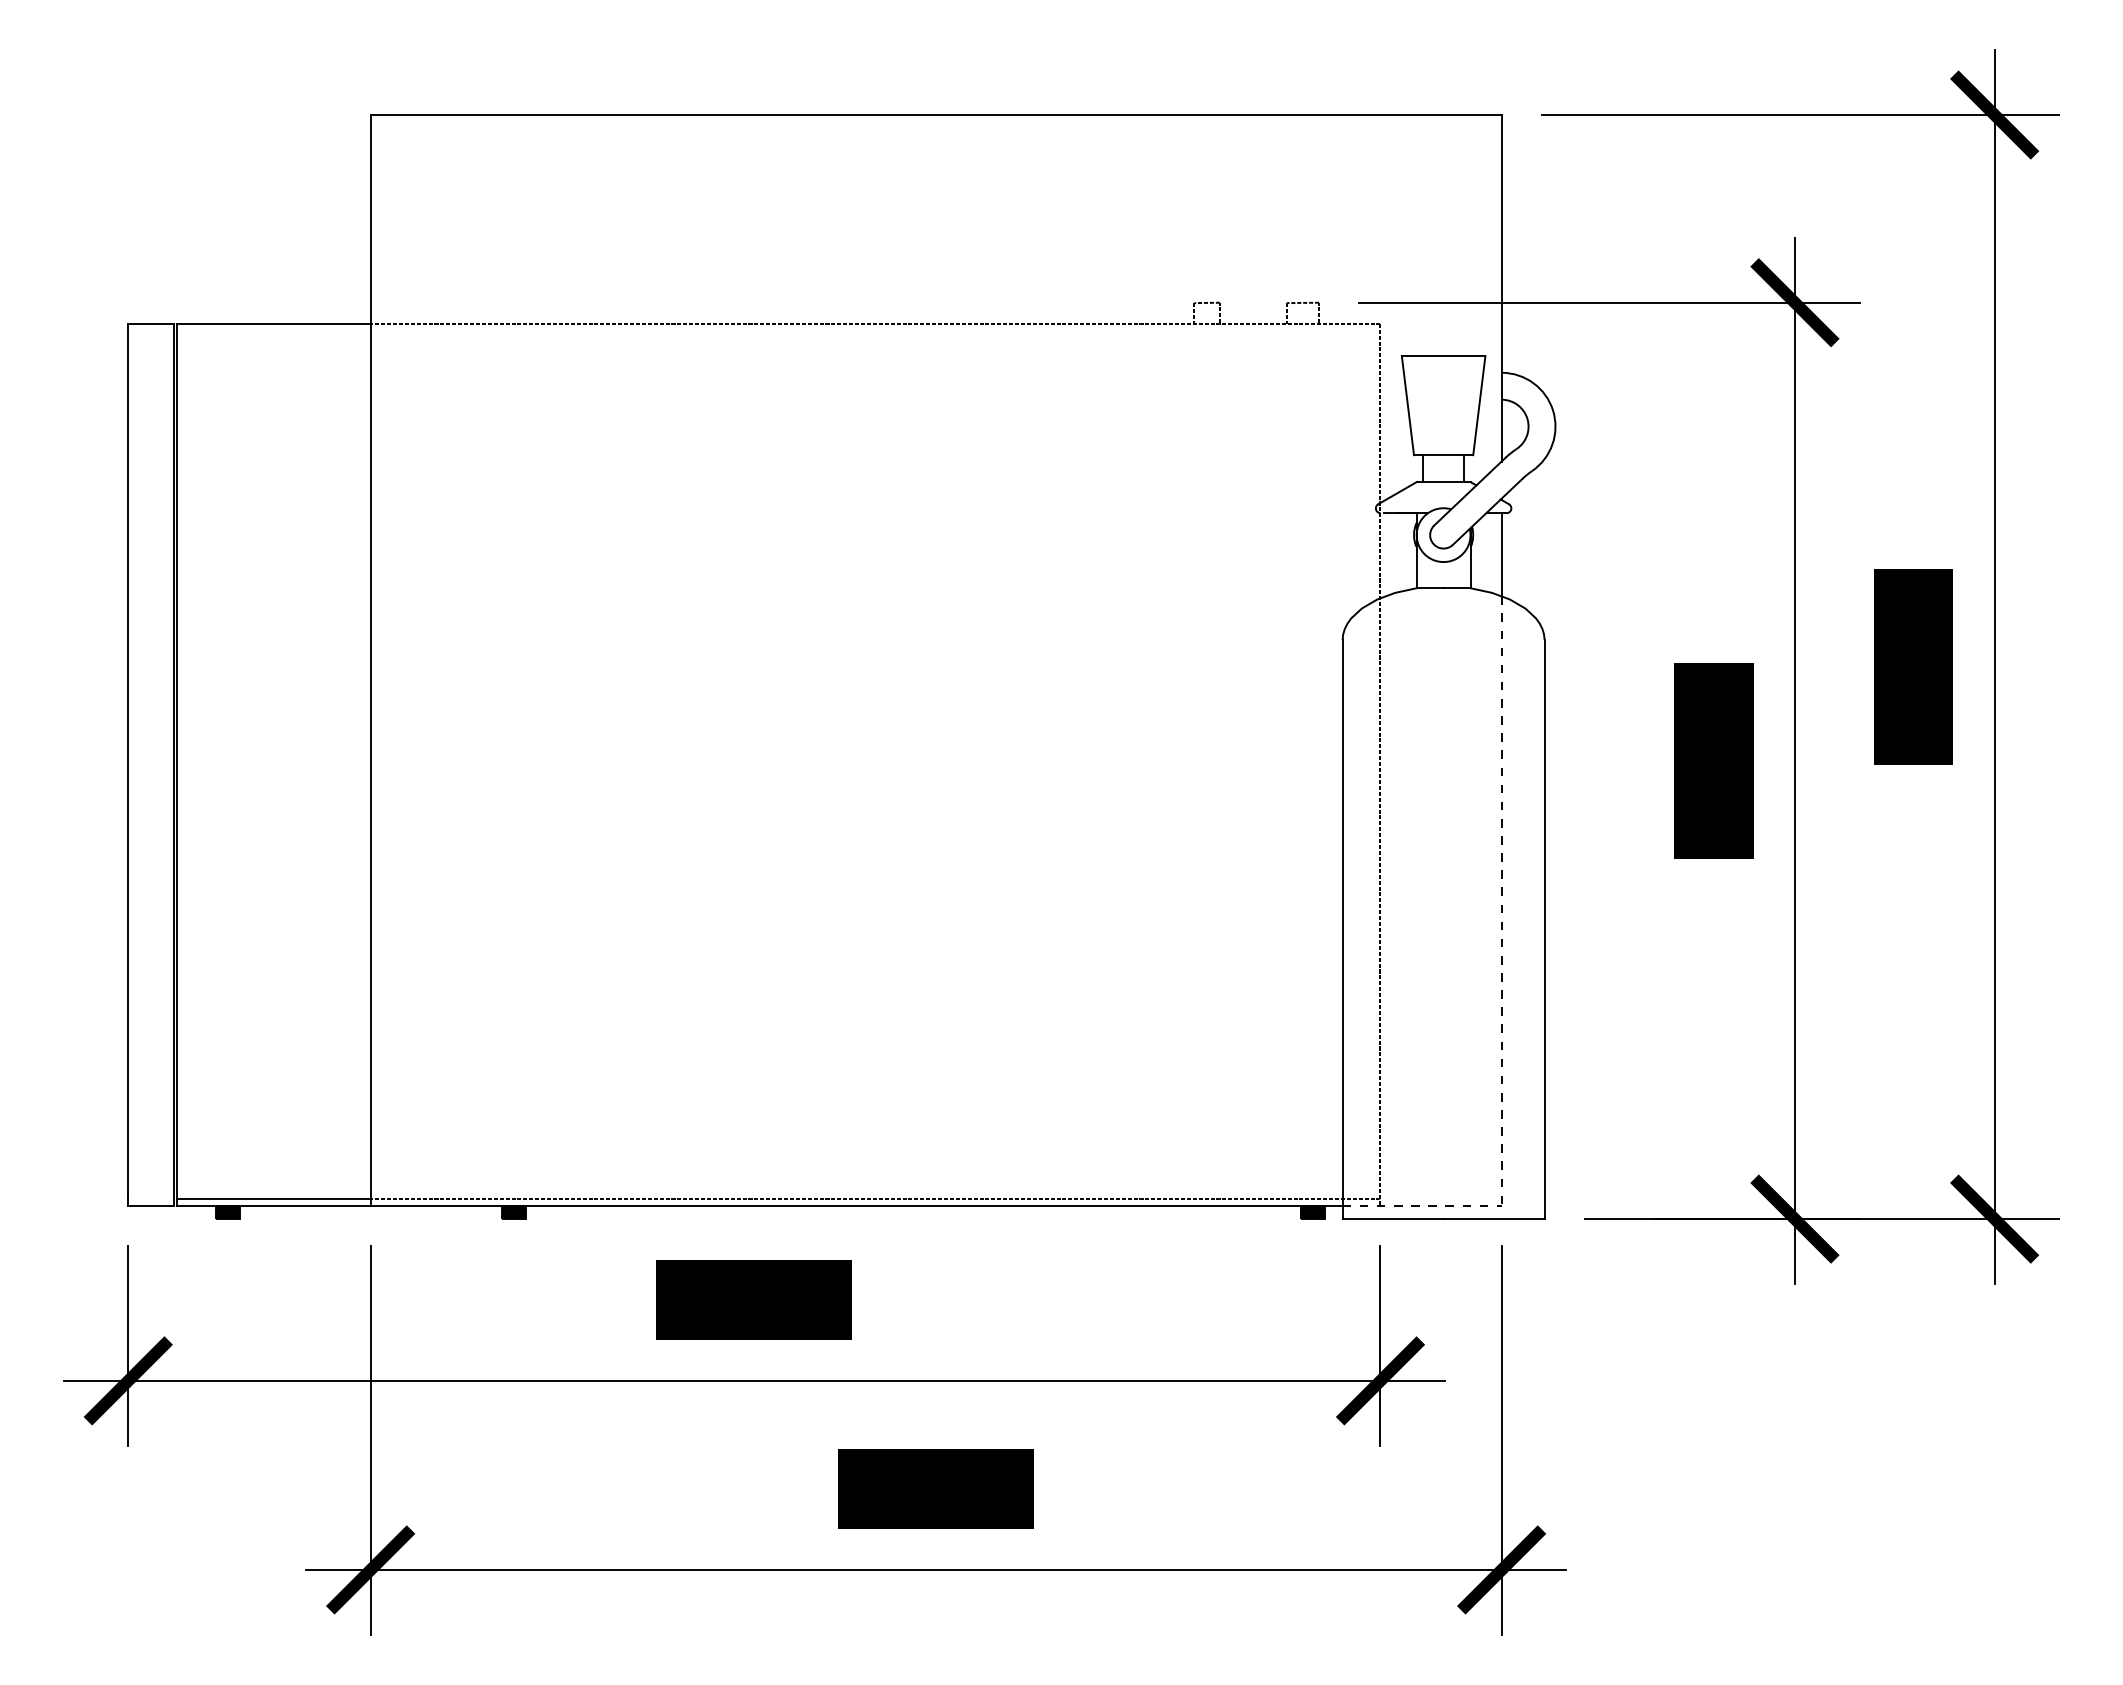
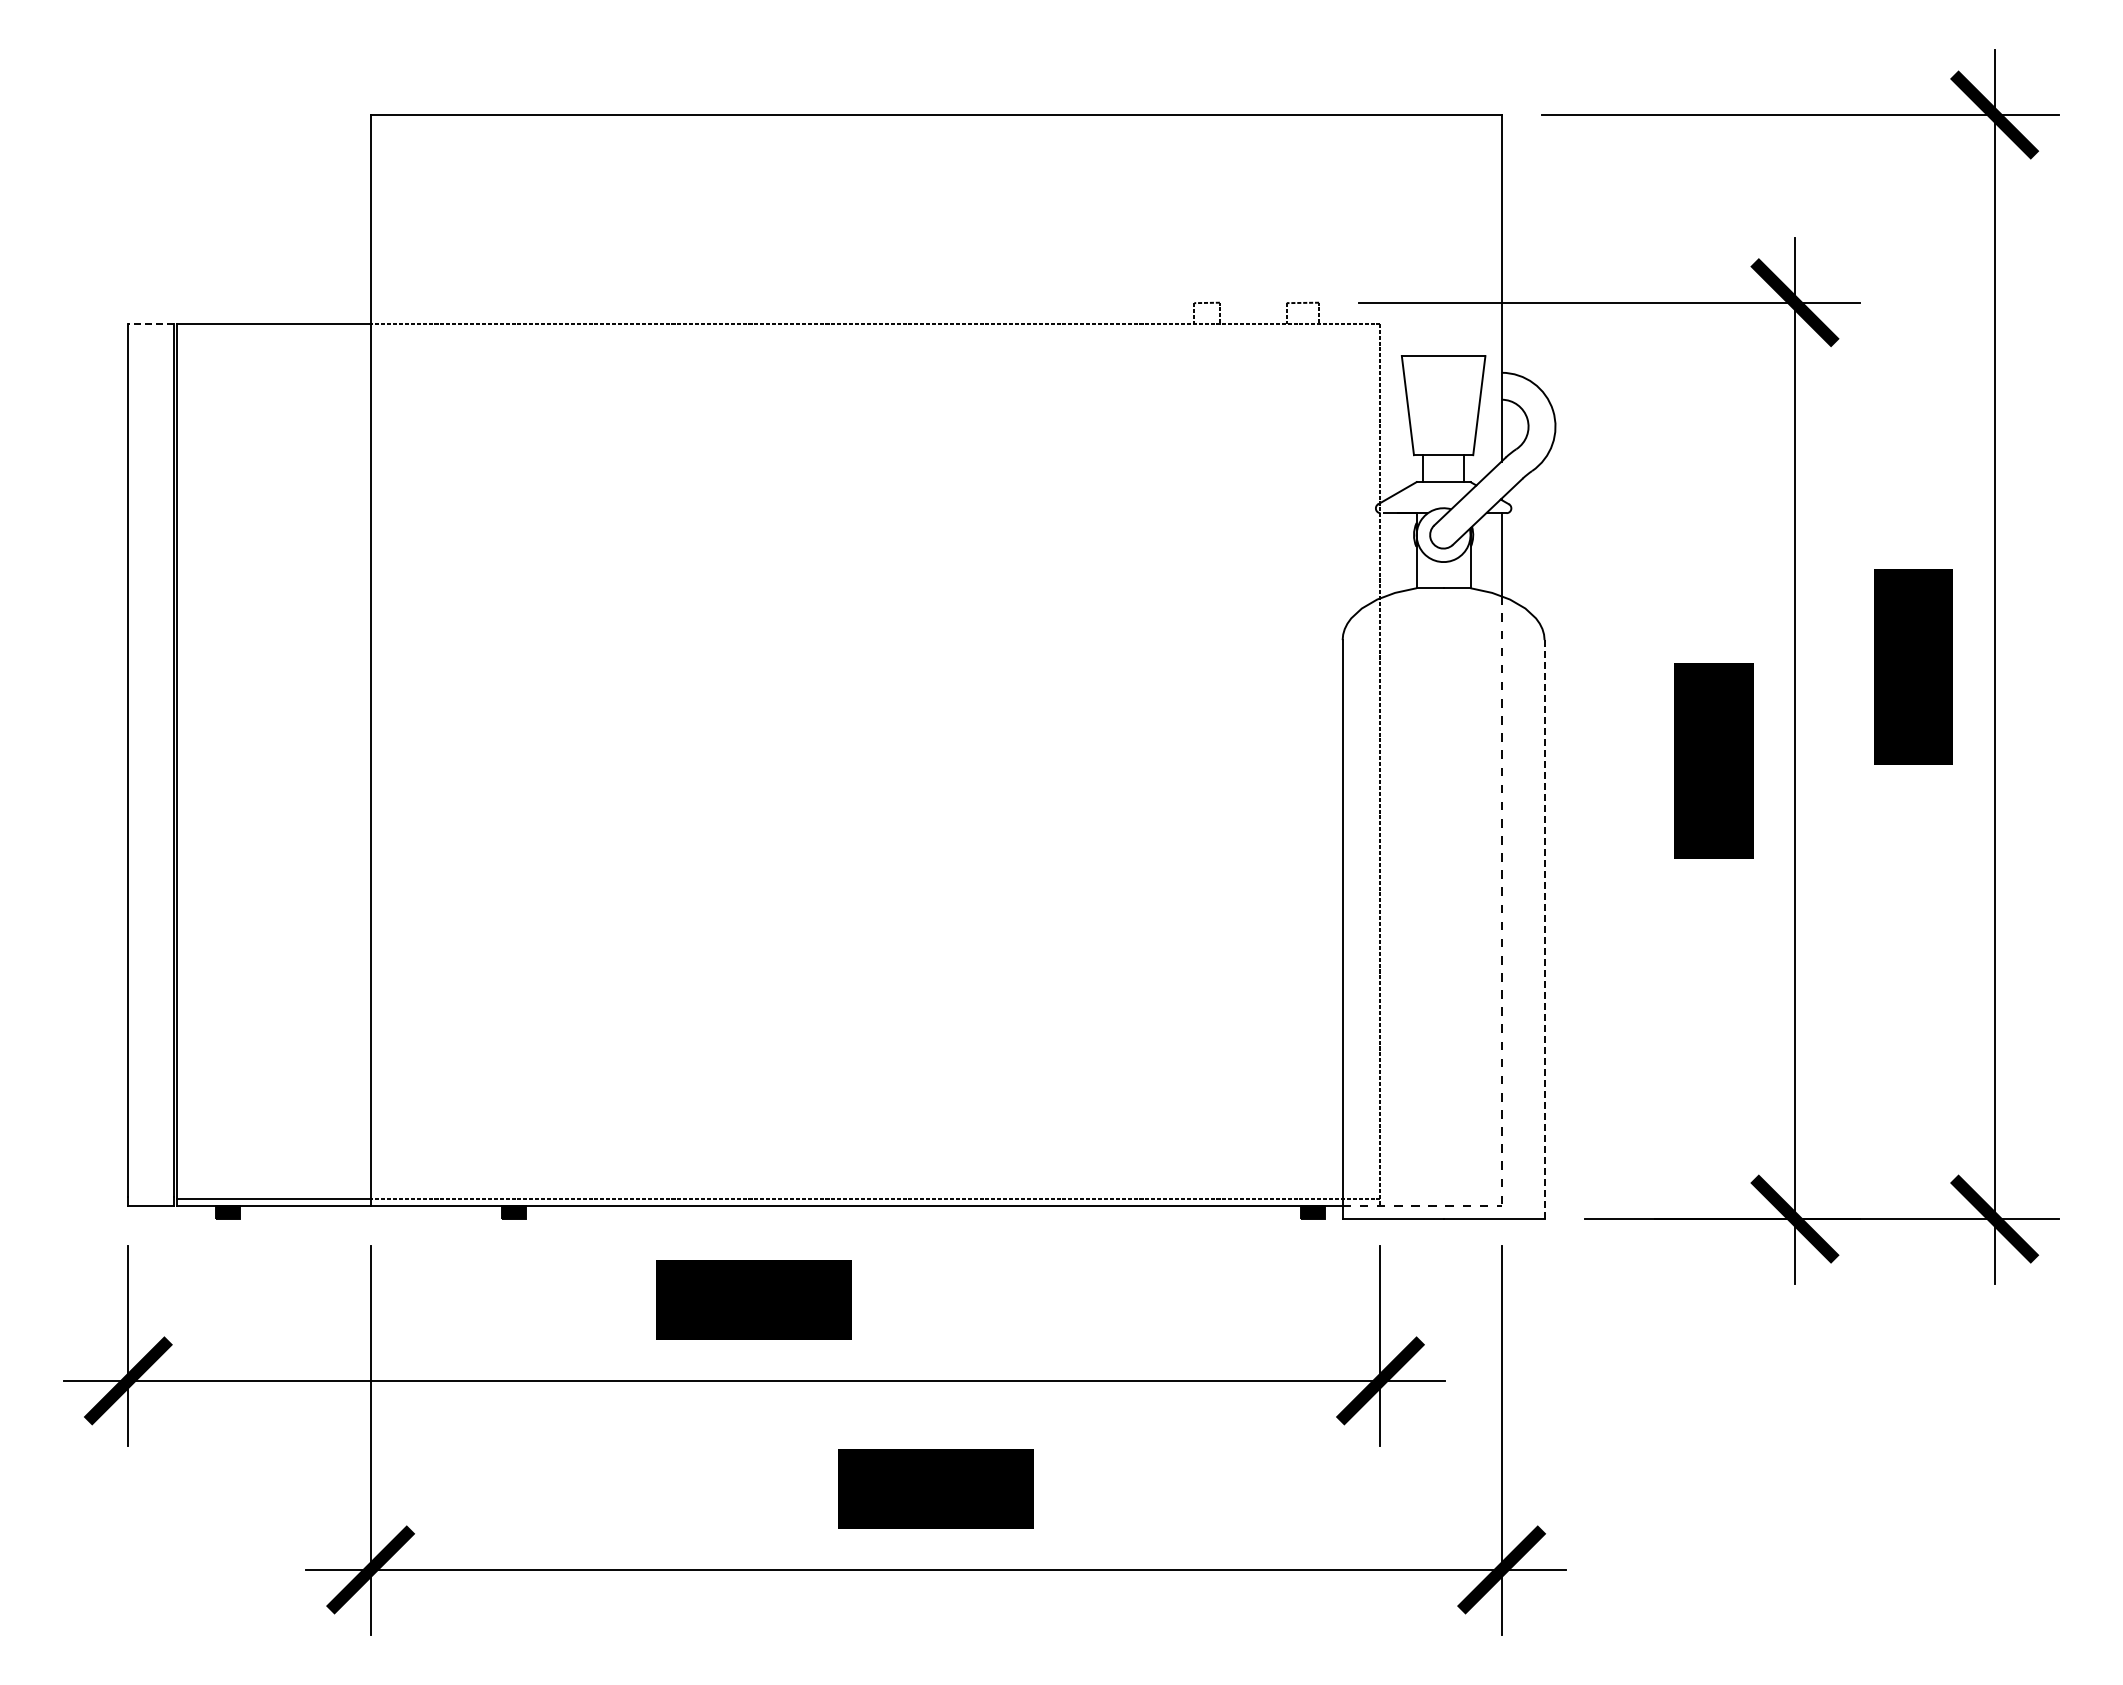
line: solid -> dashed (151, 323)
line: solid -> dashed (1544, 929)
